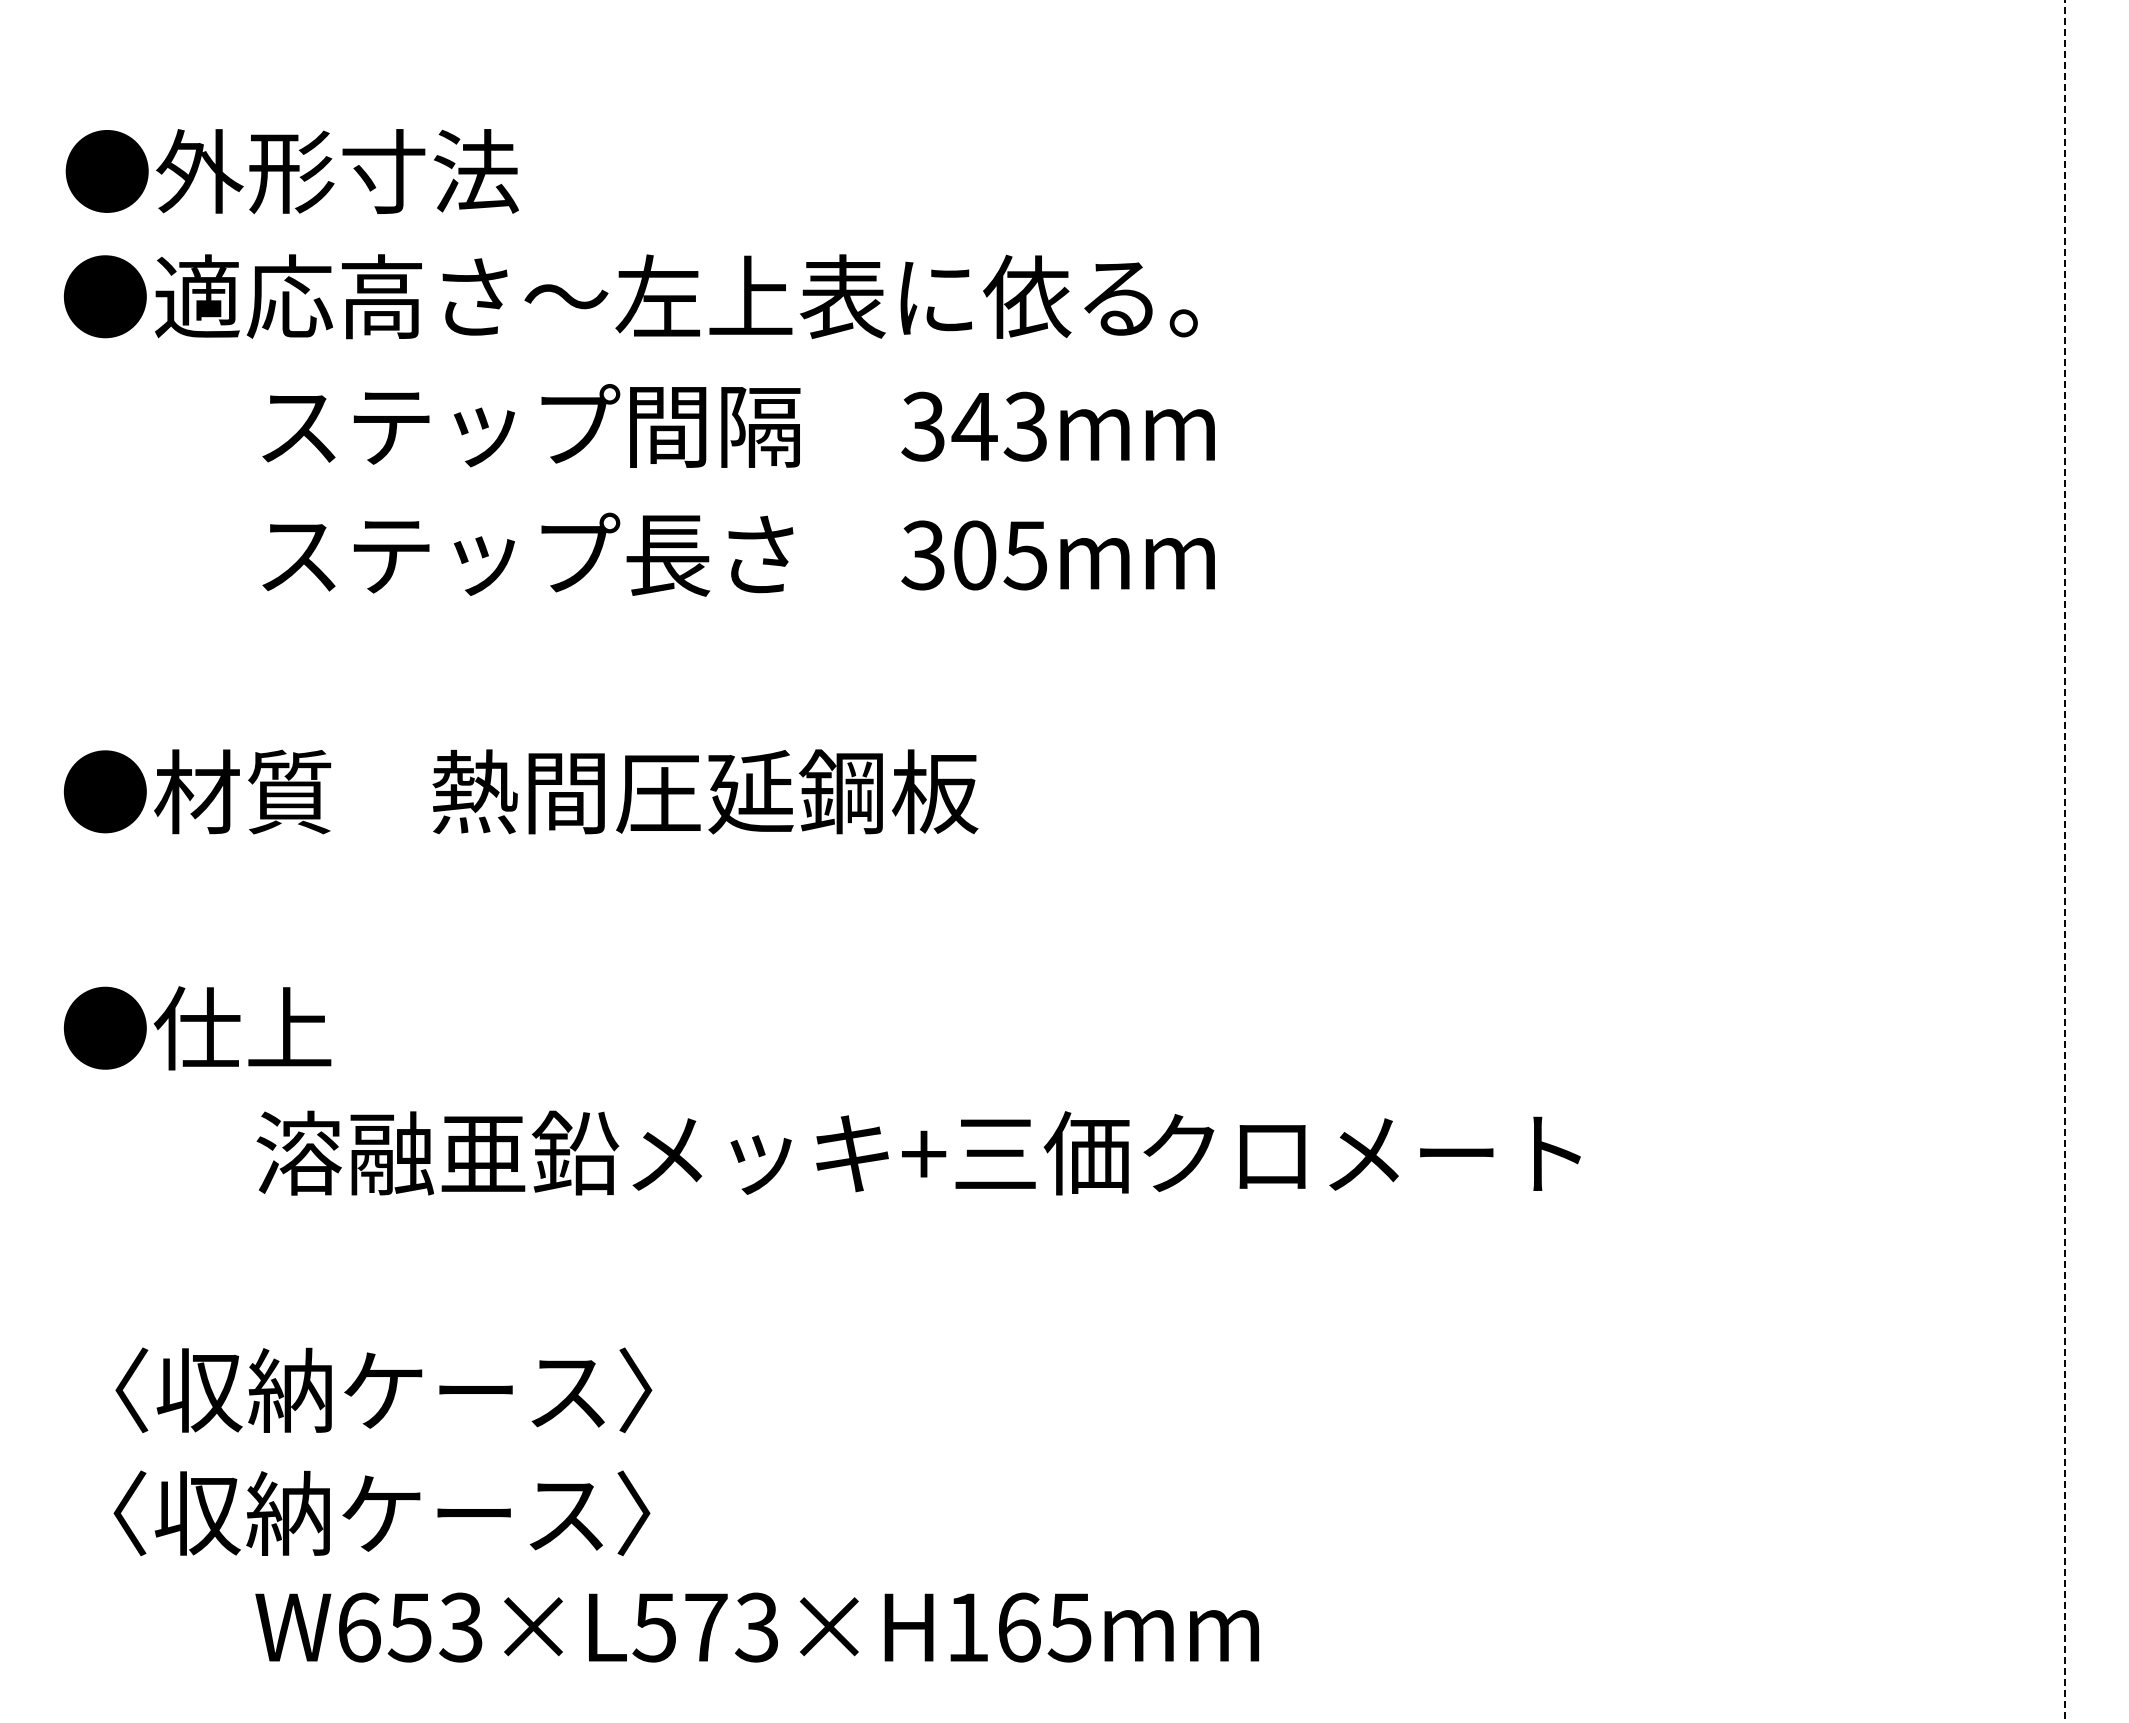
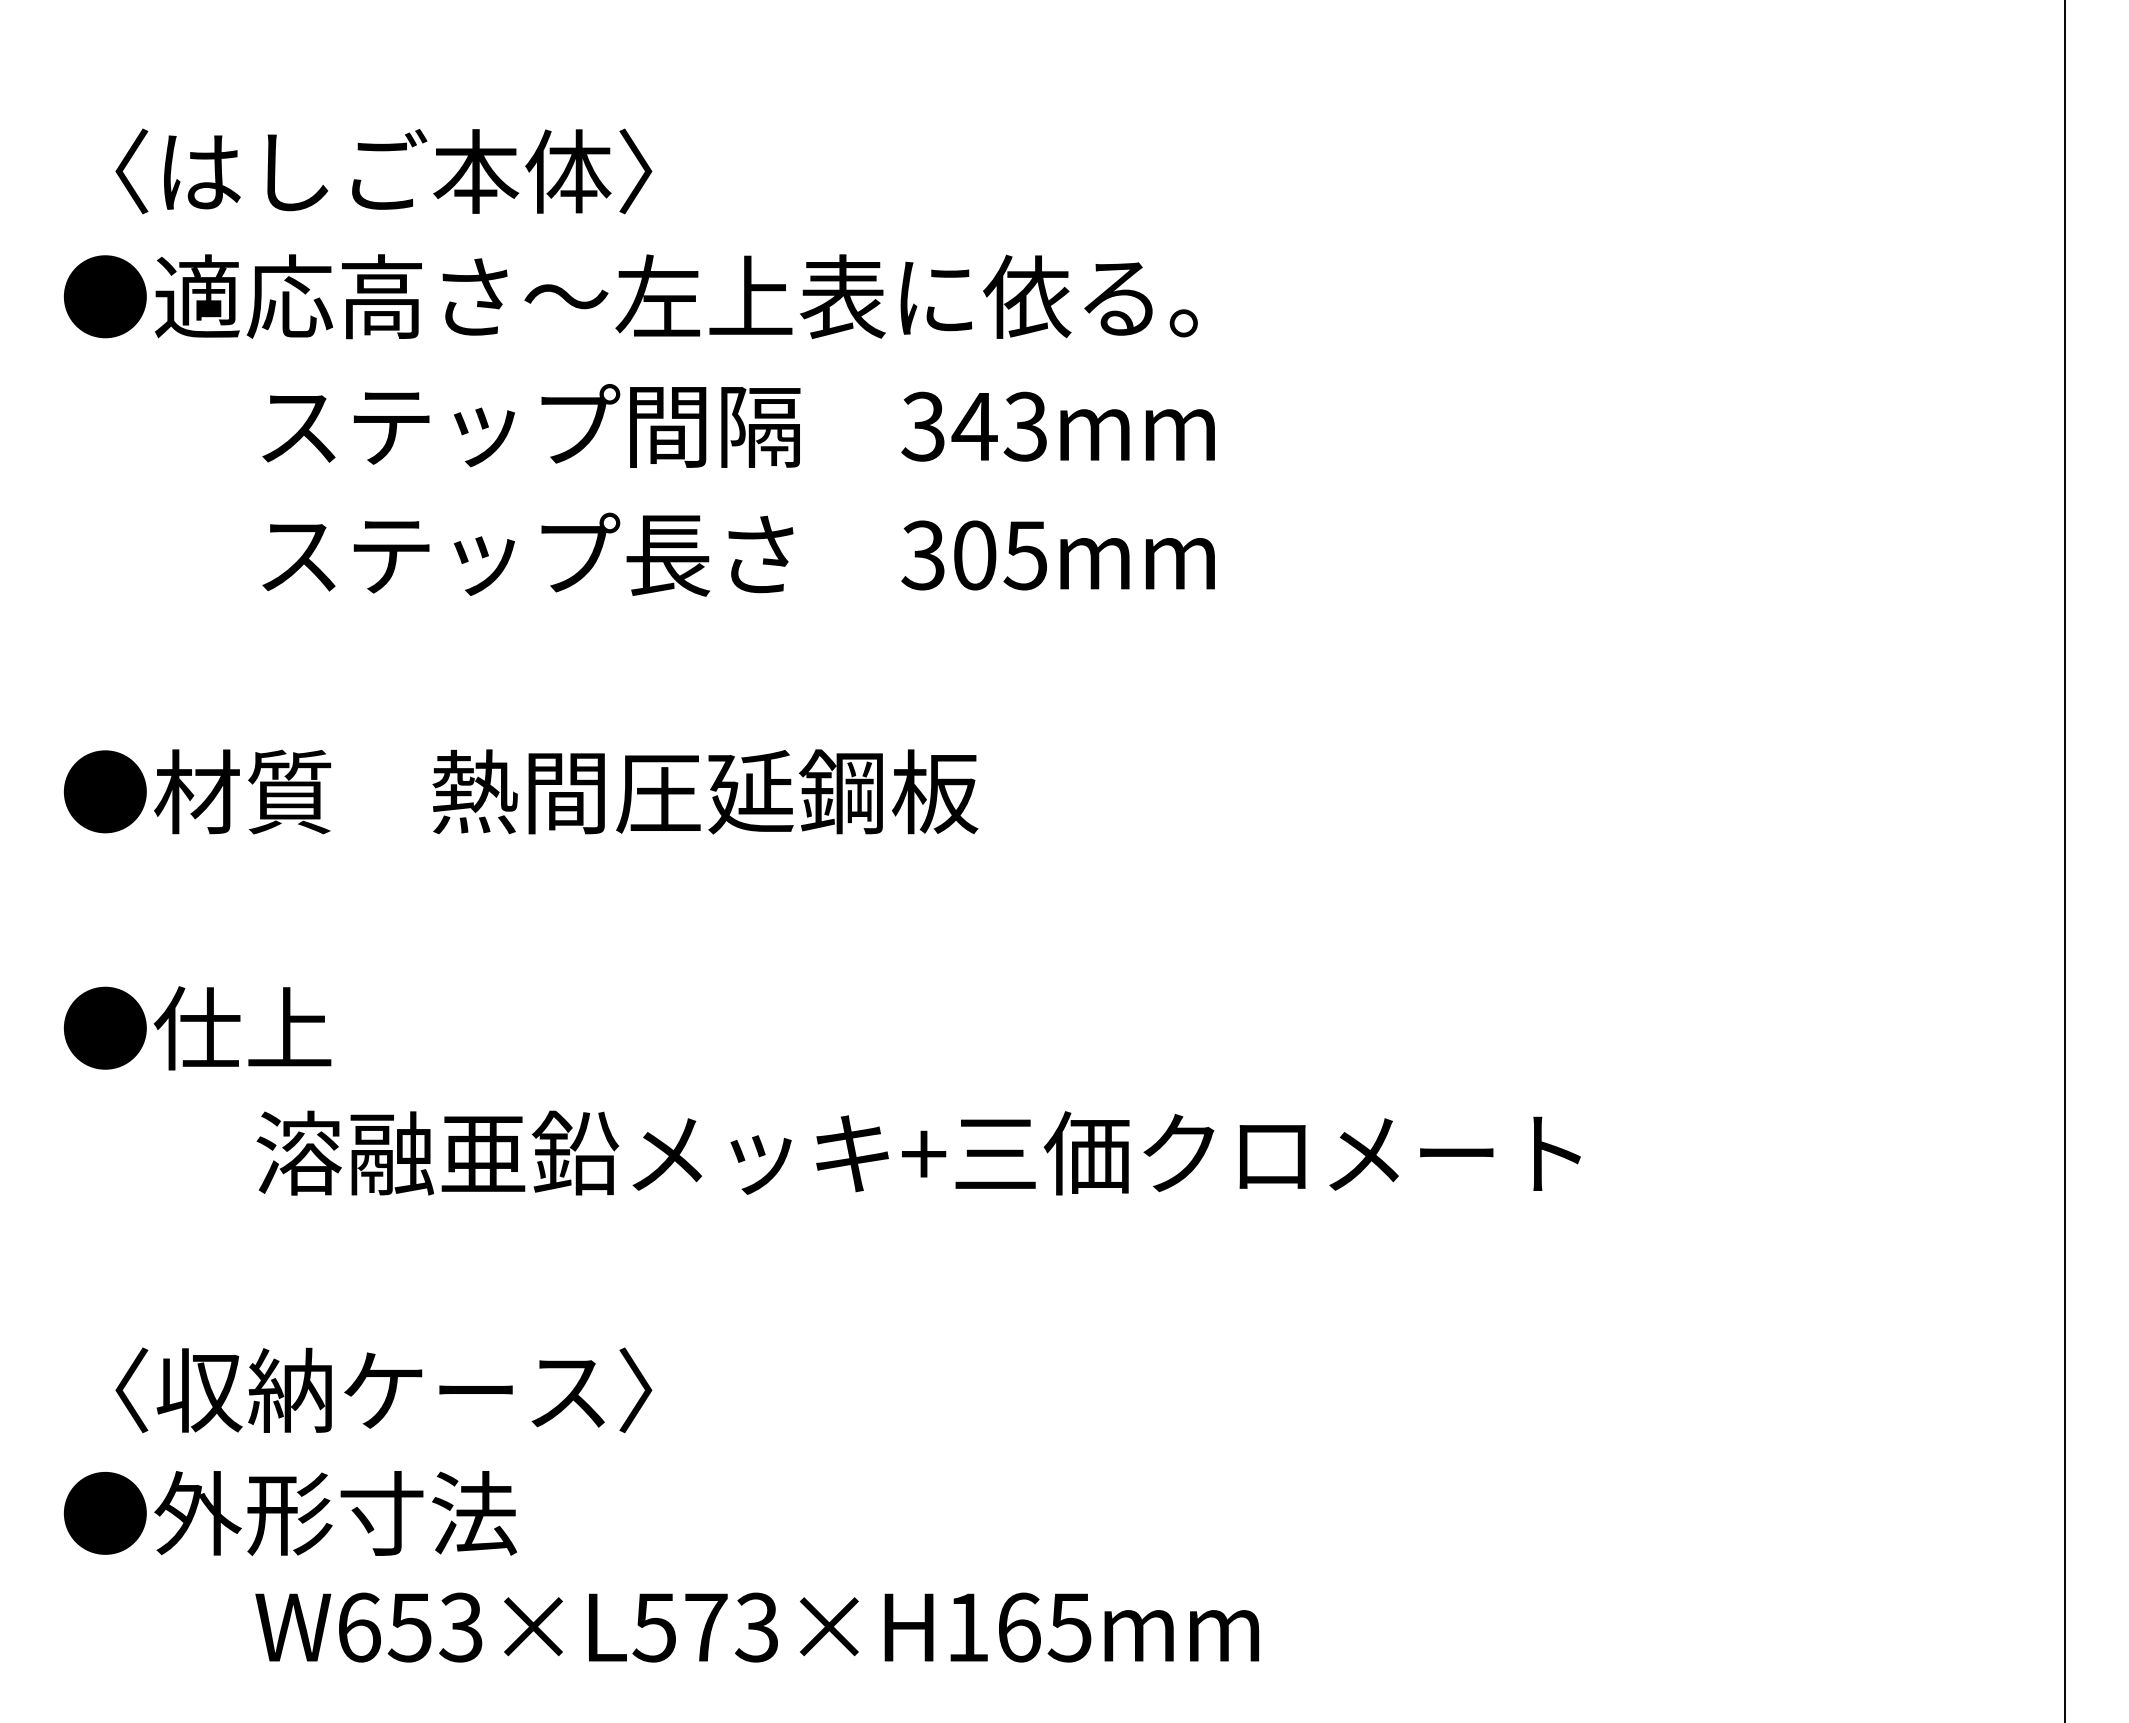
text: ●外形寸法 -> 〈はしご本体〉 (358, 171)
line: dashed -> solid (2065, 861)
text: 〈収納ケース〉 -> ●外形寸法 (356, 1513)
